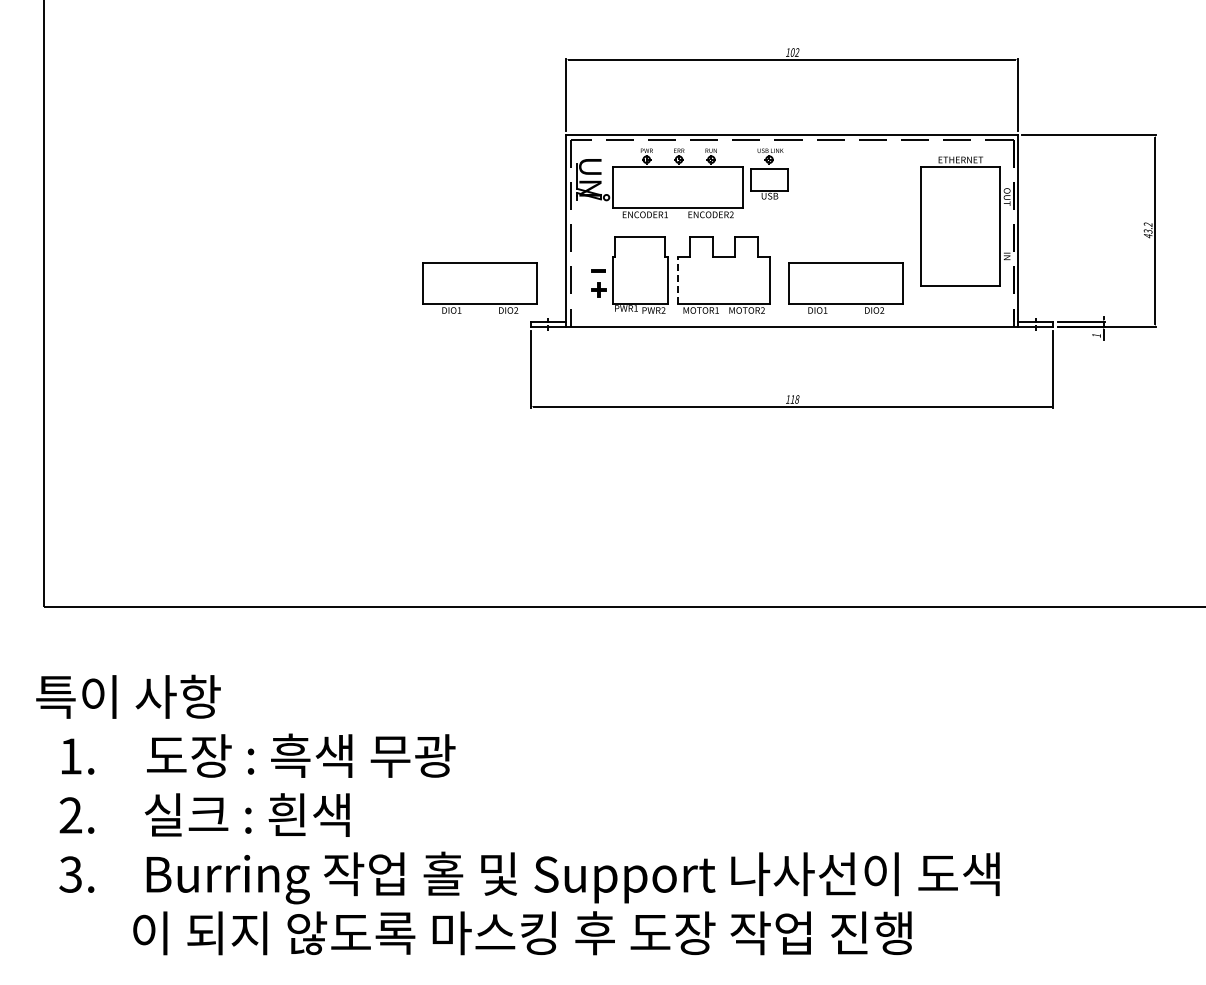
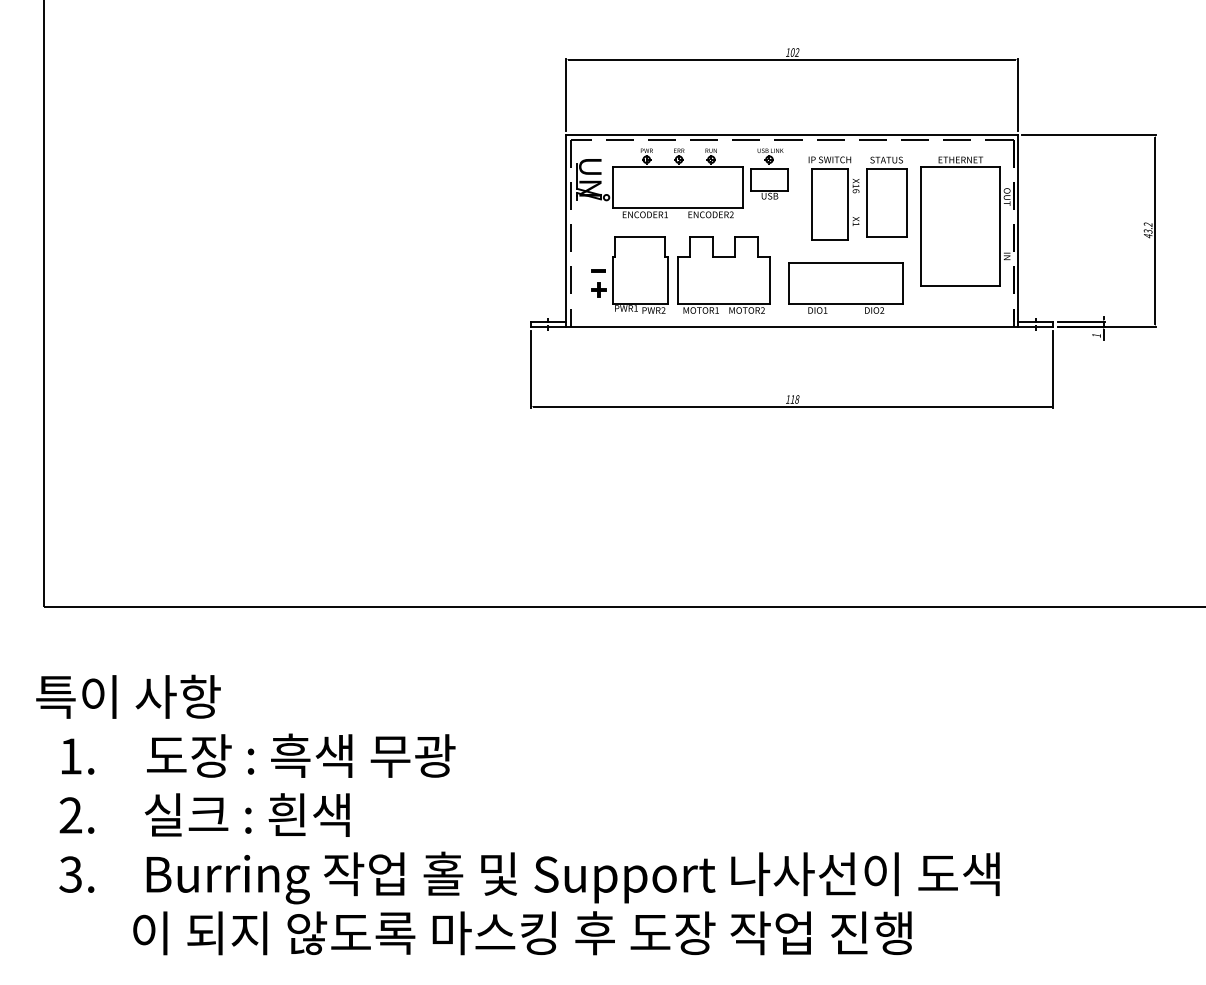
part: none -> present (857, 198)
line: dashed -> solid (678, 280)
part: present -> none (479, 287)
